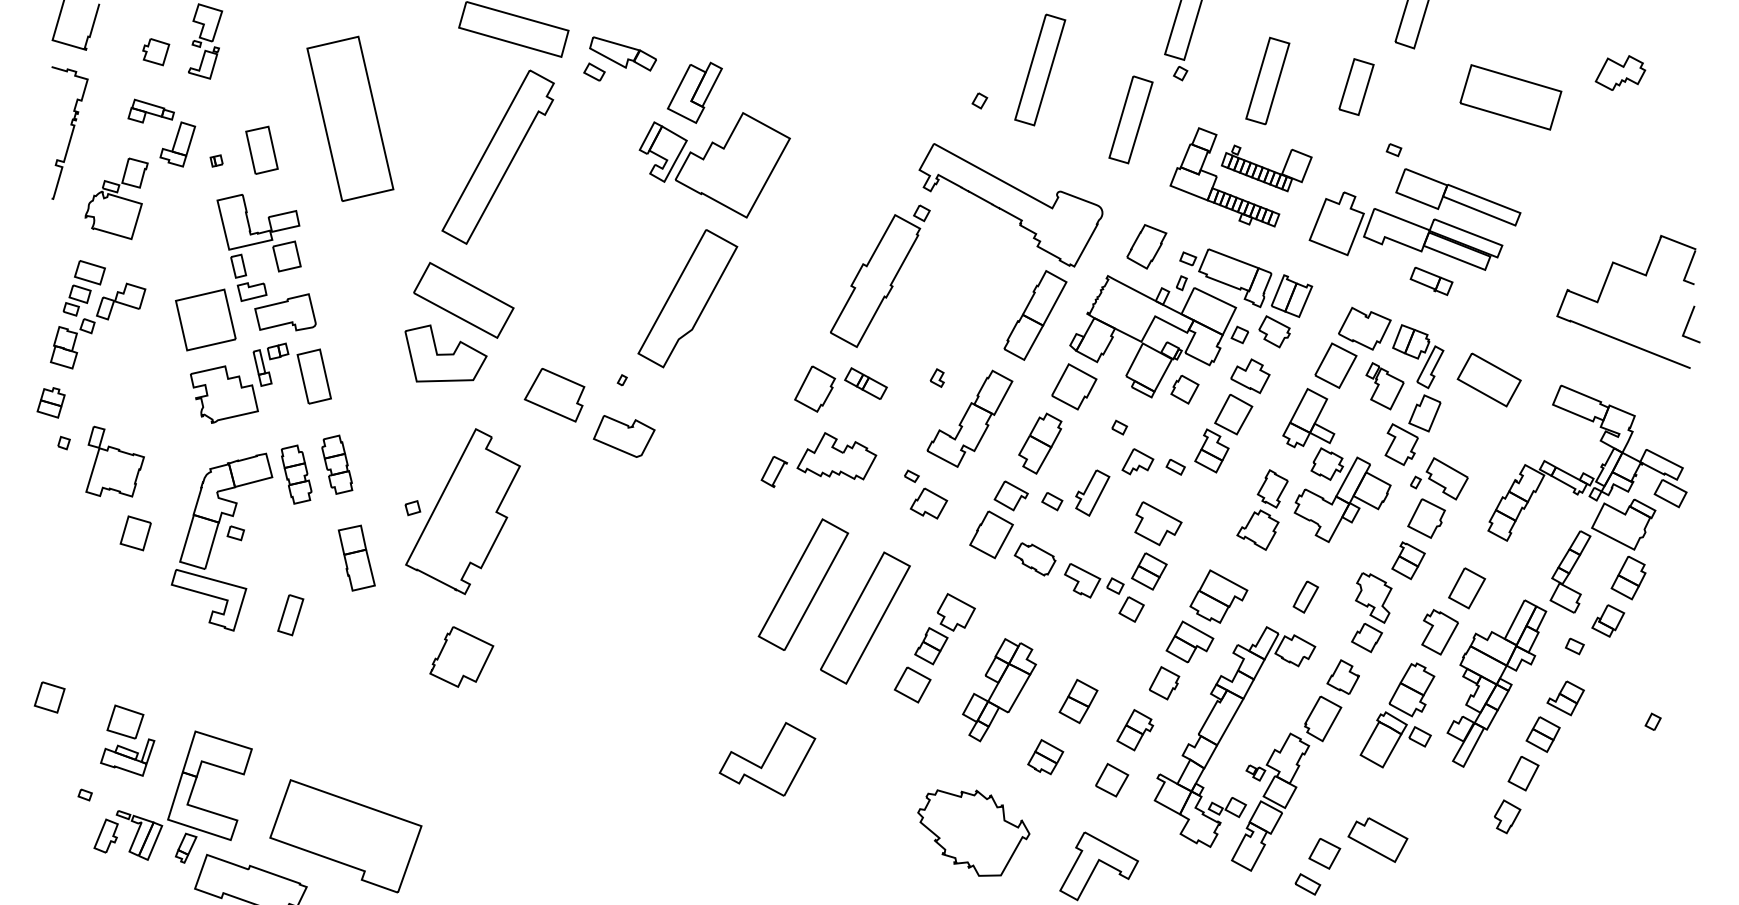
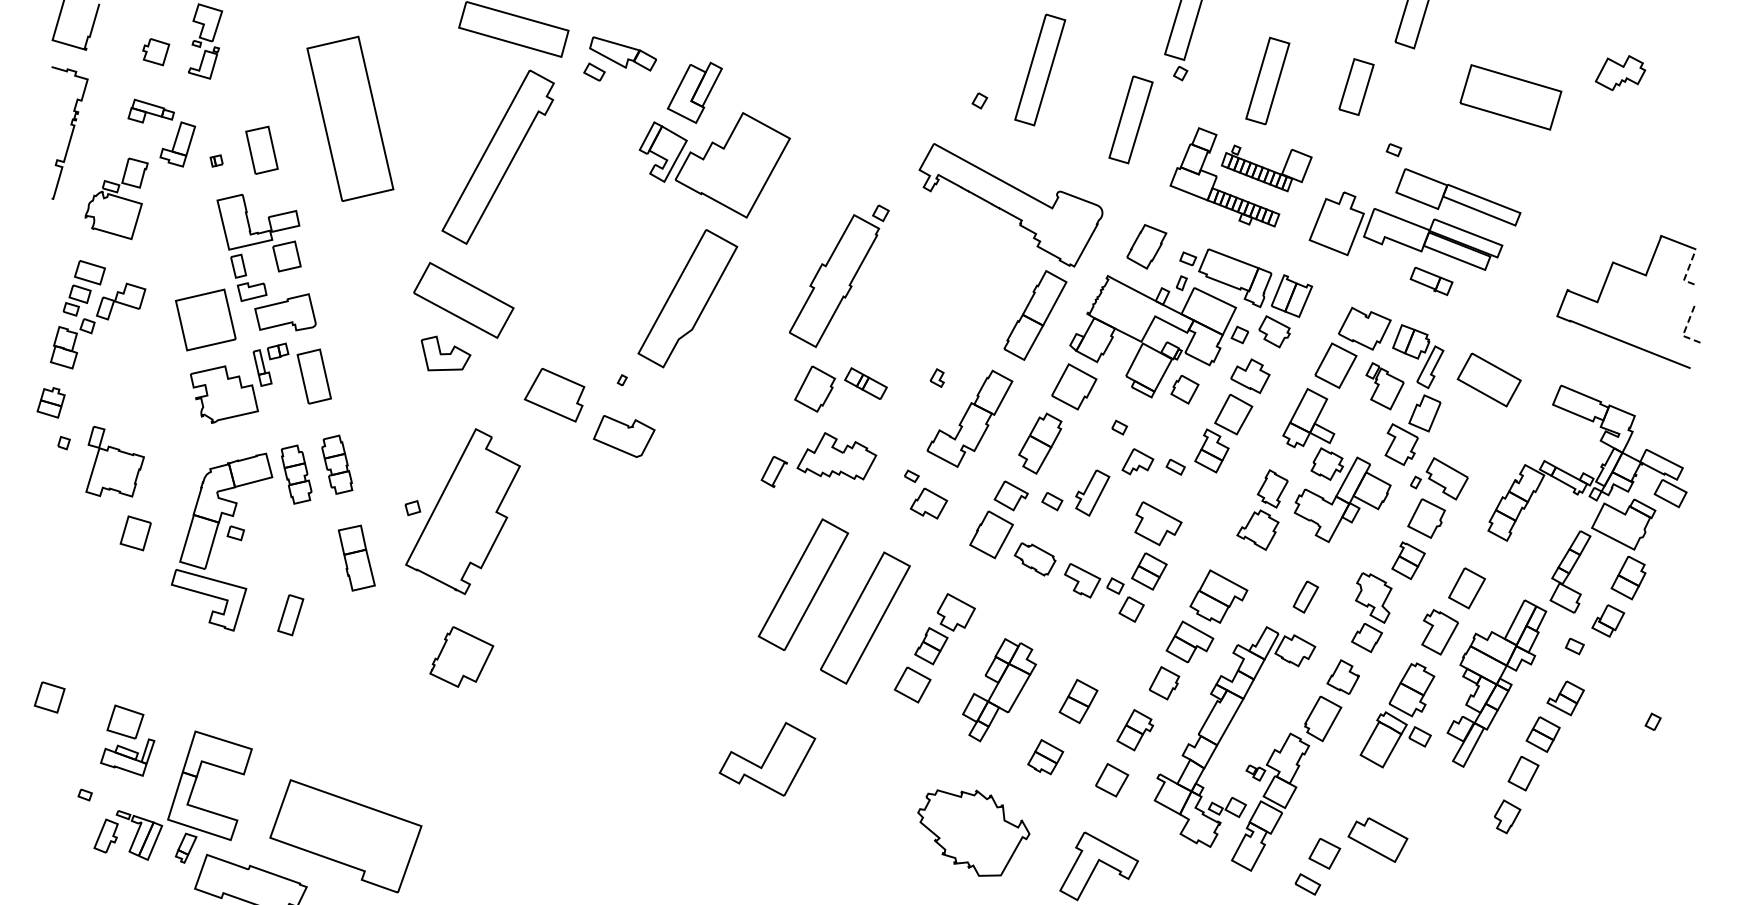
line: solid -> dashed (1687, 271)
part position: (880, 275) -> (839, 275) (839, 275)
line: solid -> dashed (1685, 329)
part size: 84x59 px -> 52x37 px (445, 353)
